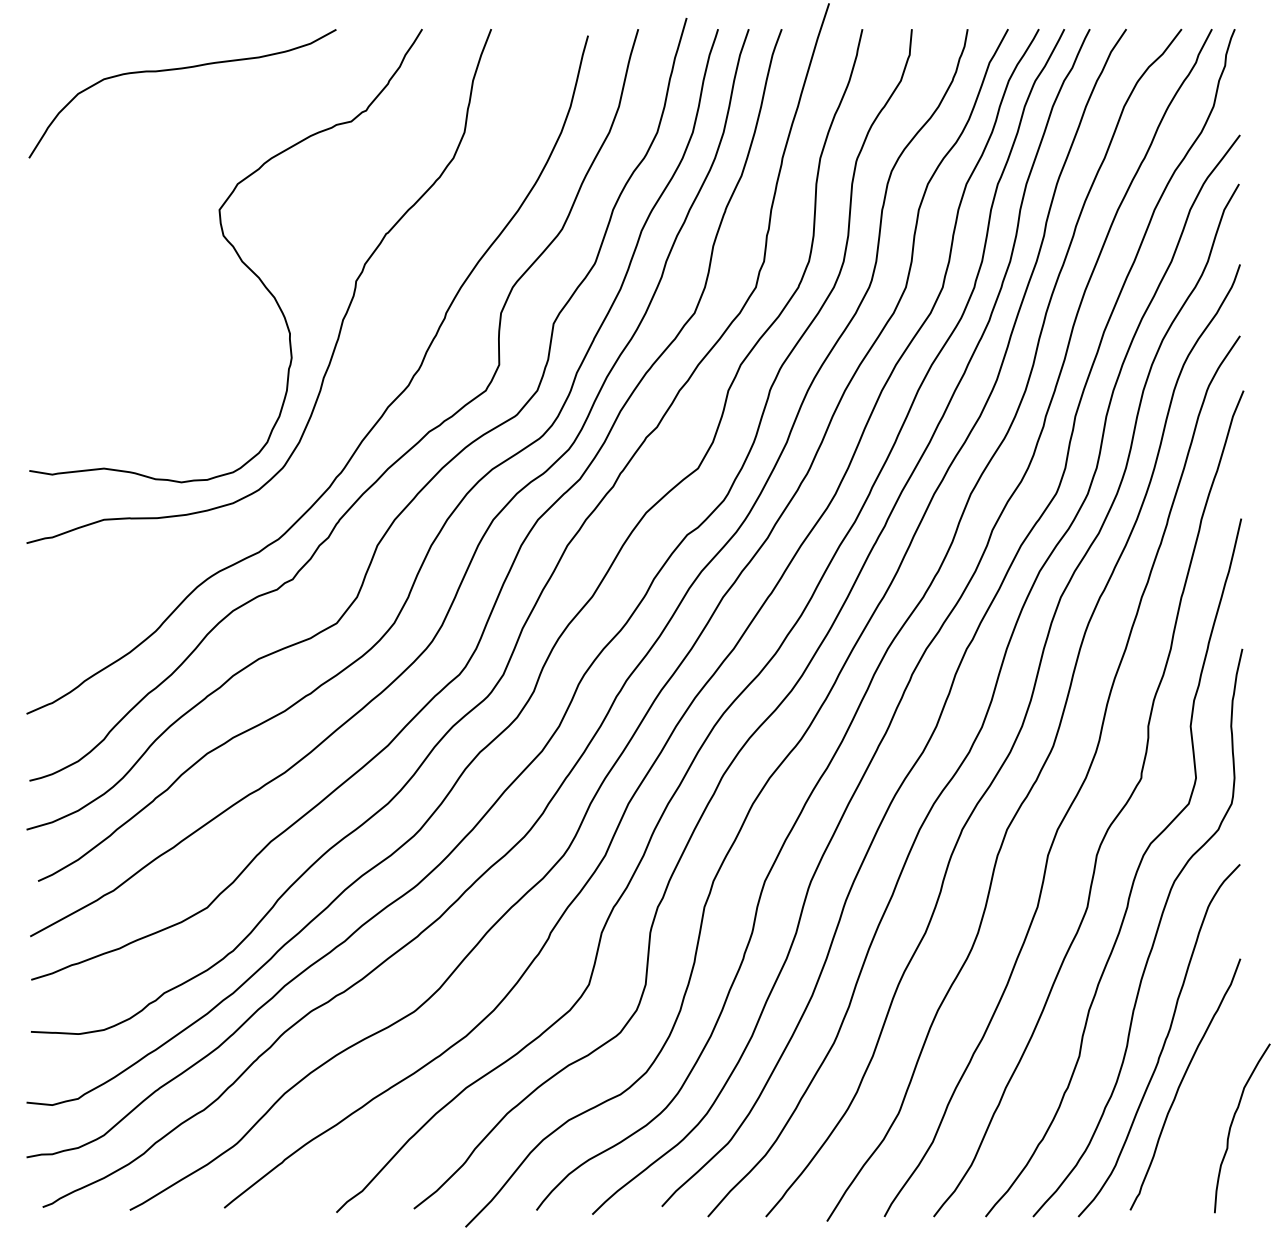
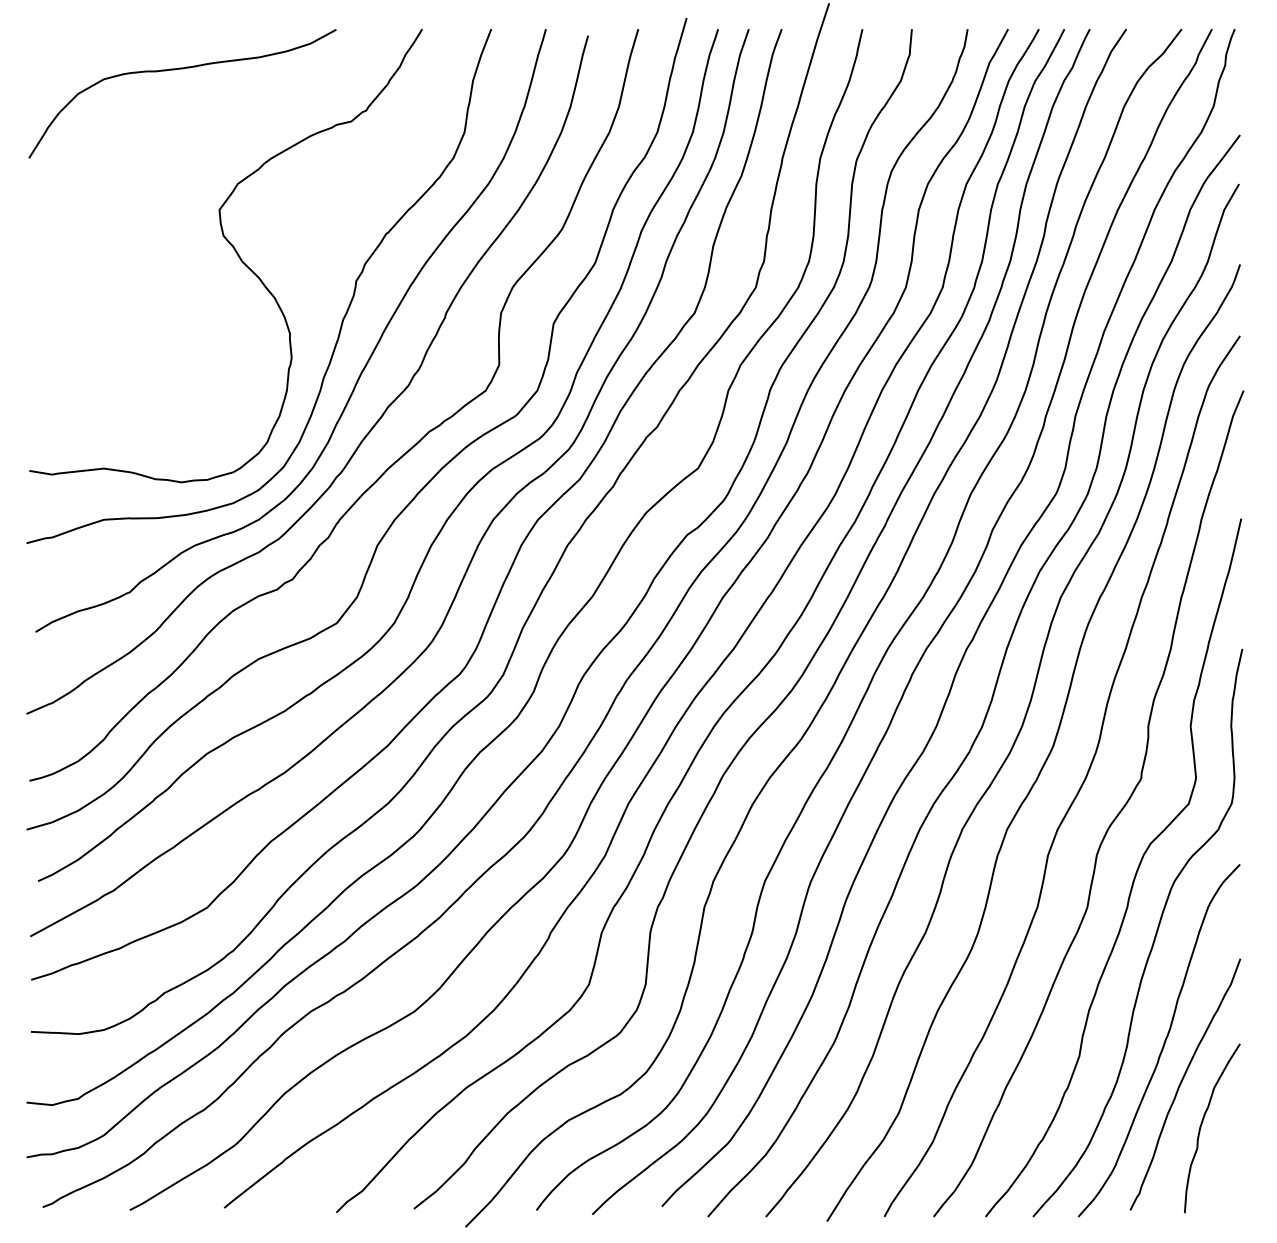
curve: none -> present (361, 370)
curve position: (1232, 1124) -> (1202, 1124) (1202, 1124)
